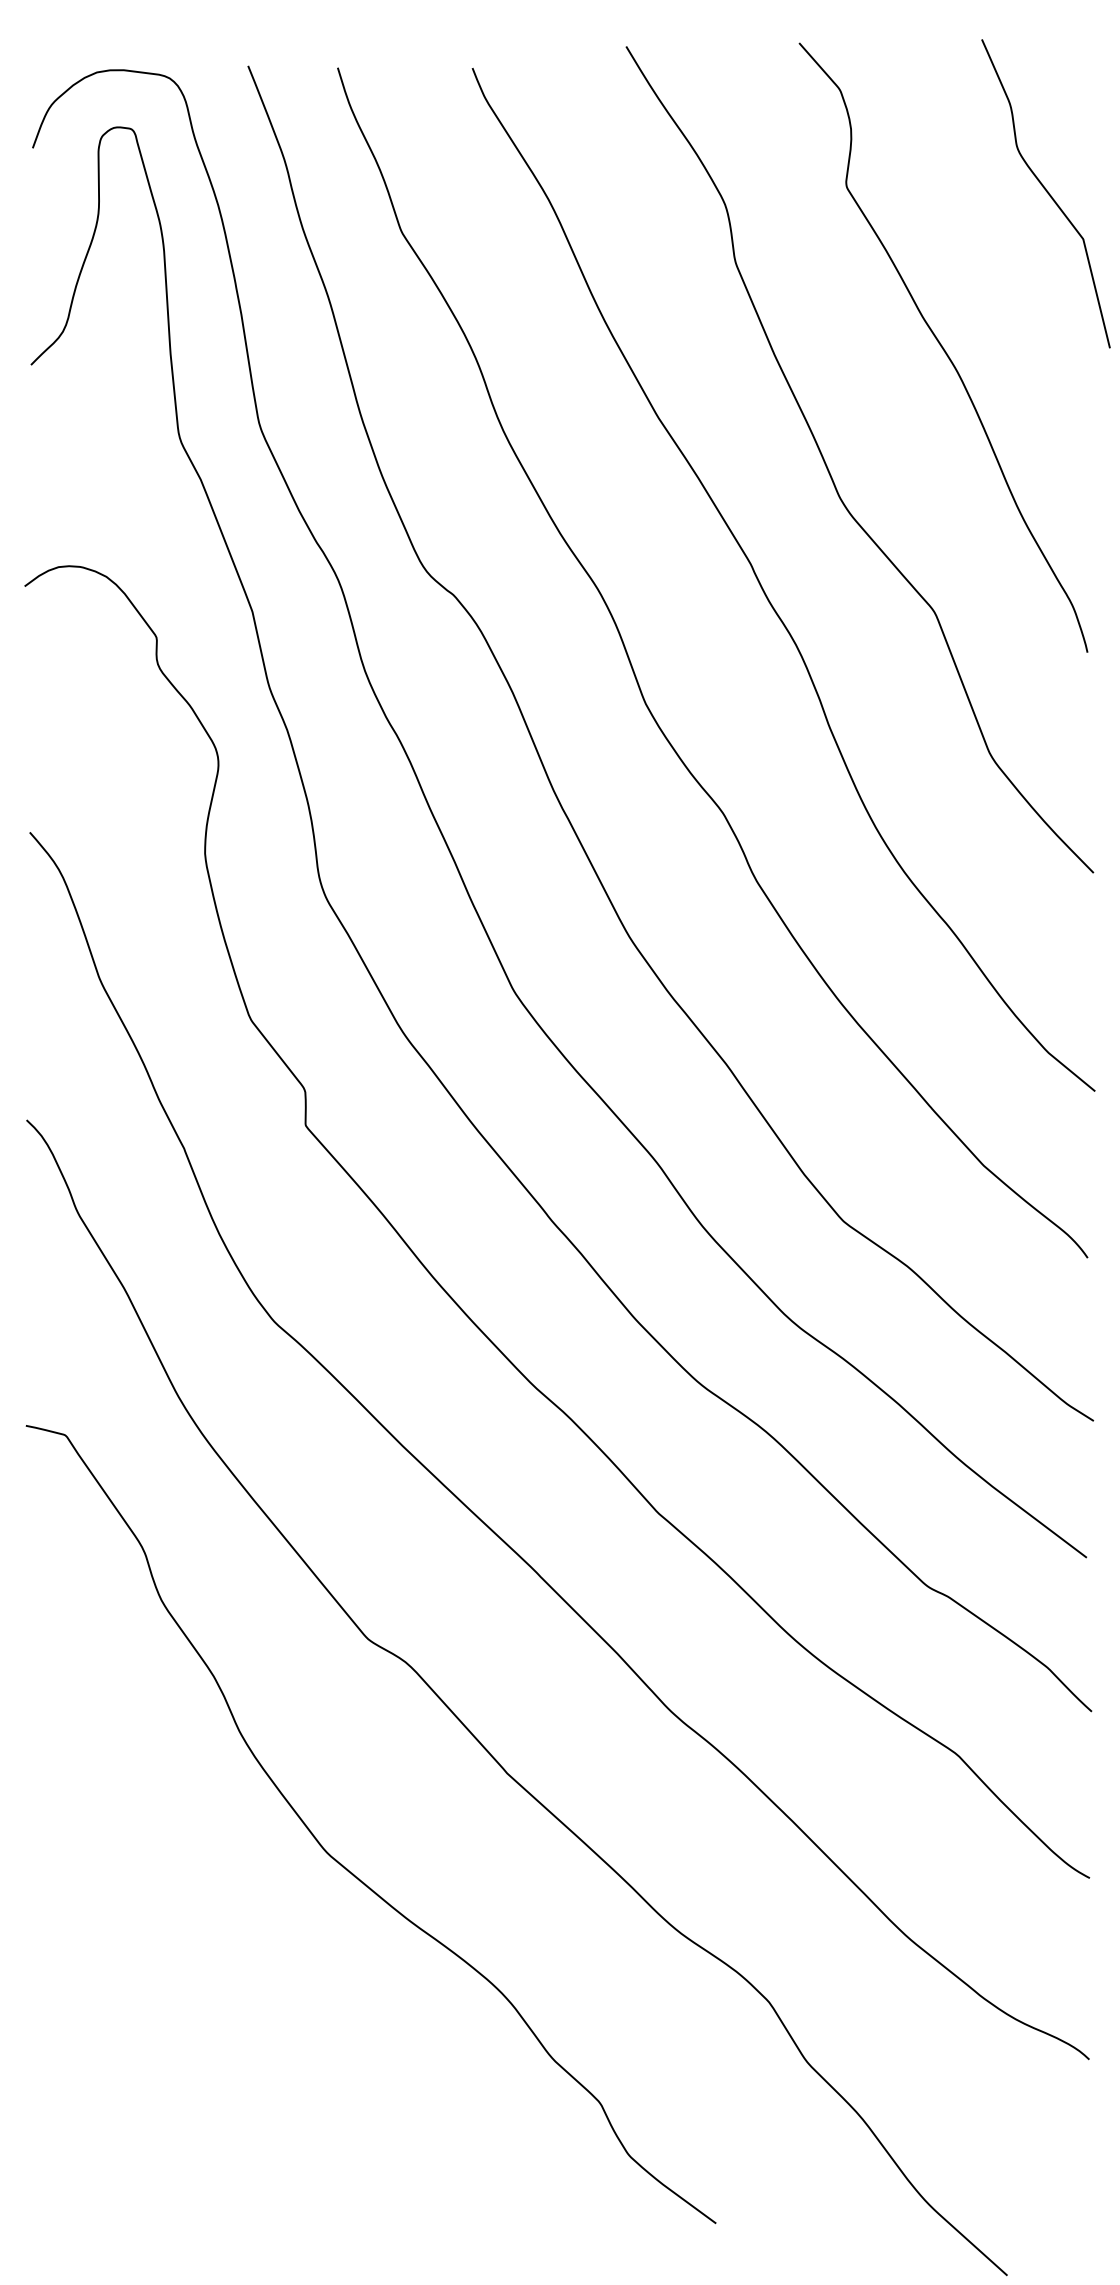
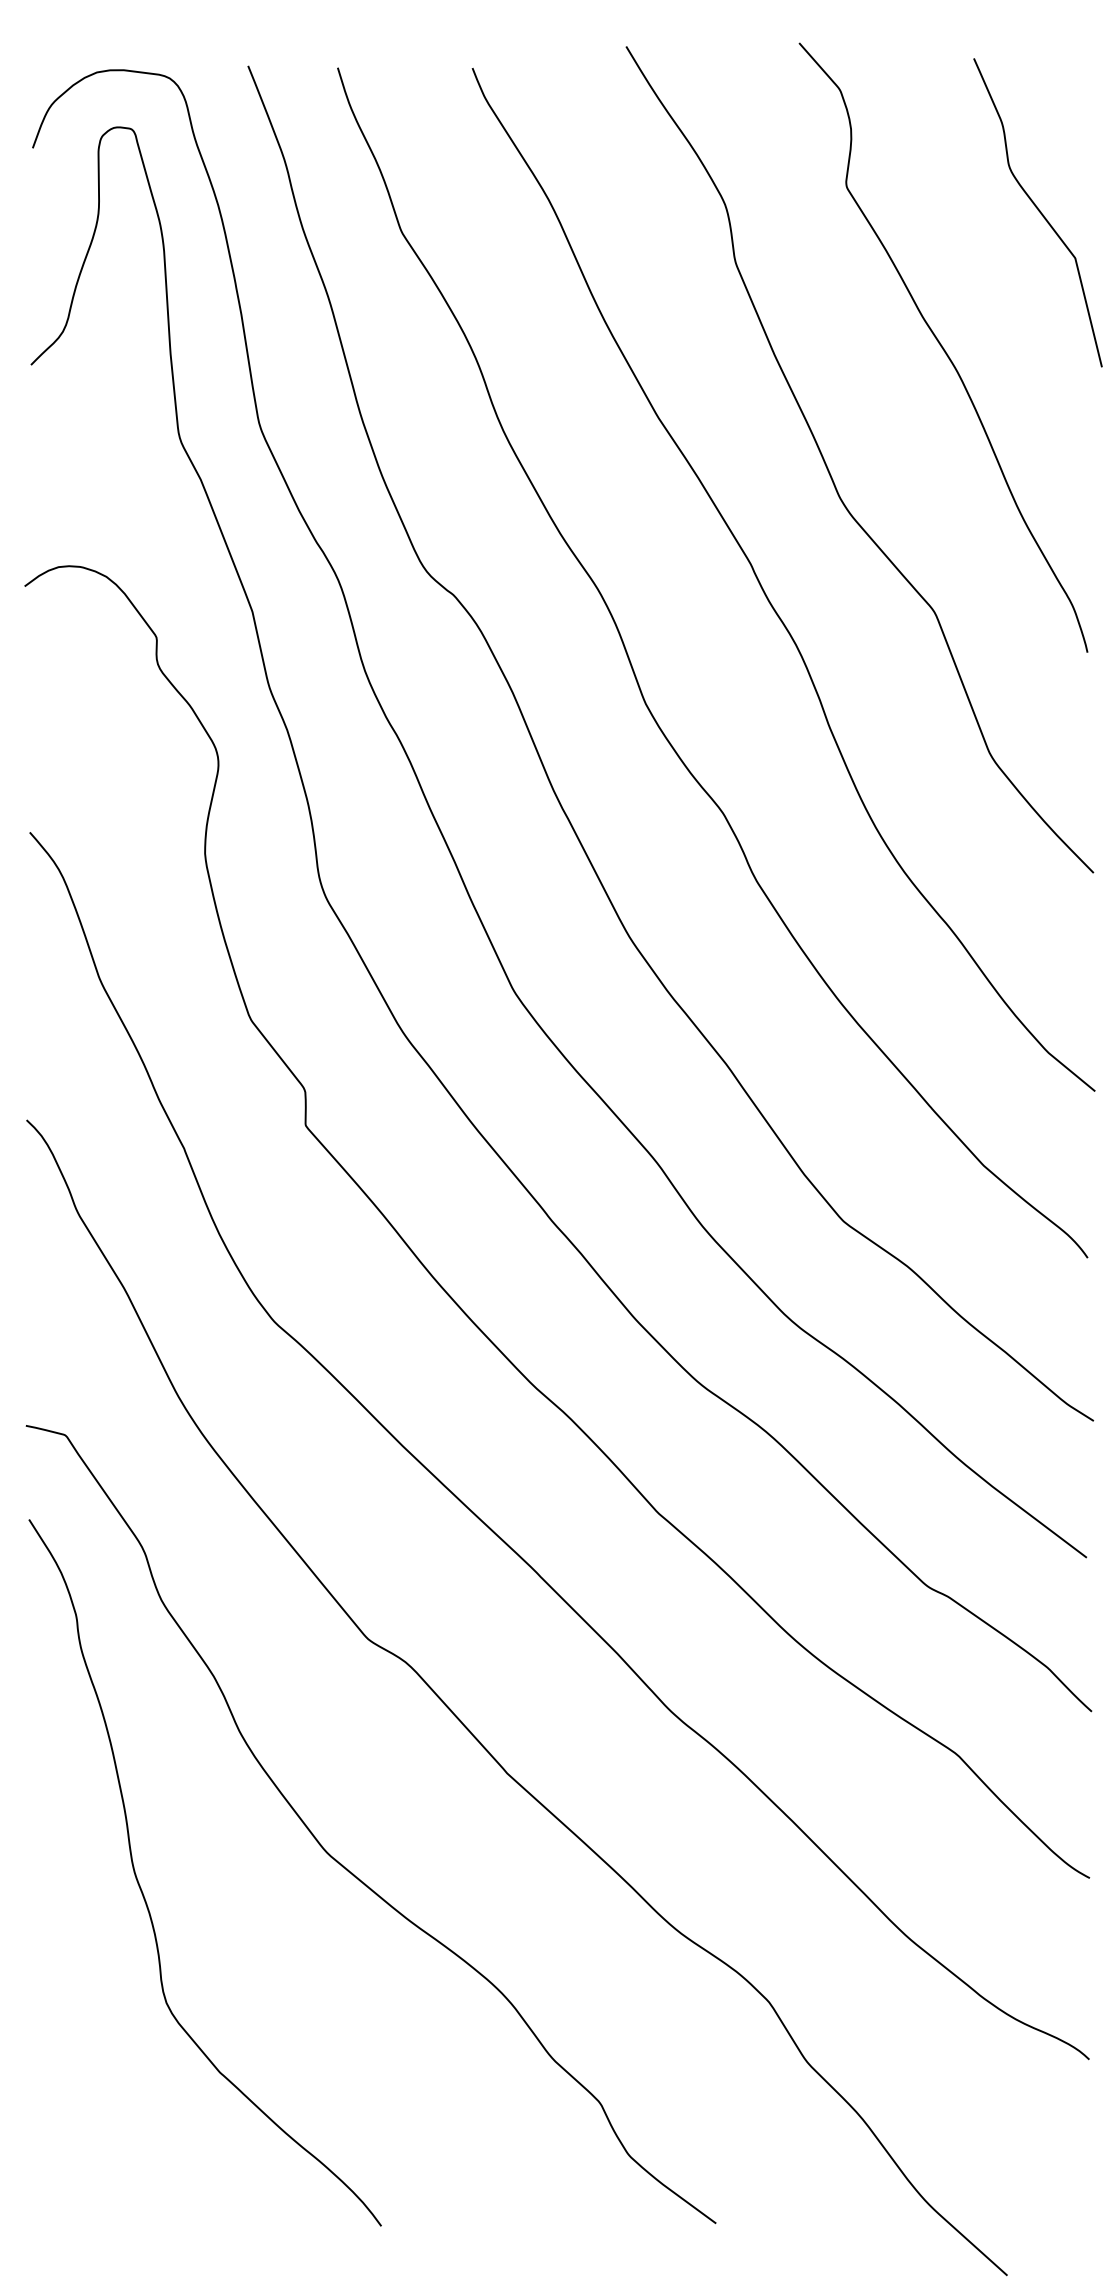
curve position: (1046, 192) -> (1038, 211) (1038, 211)
curve: none -> present (143, 1892)
